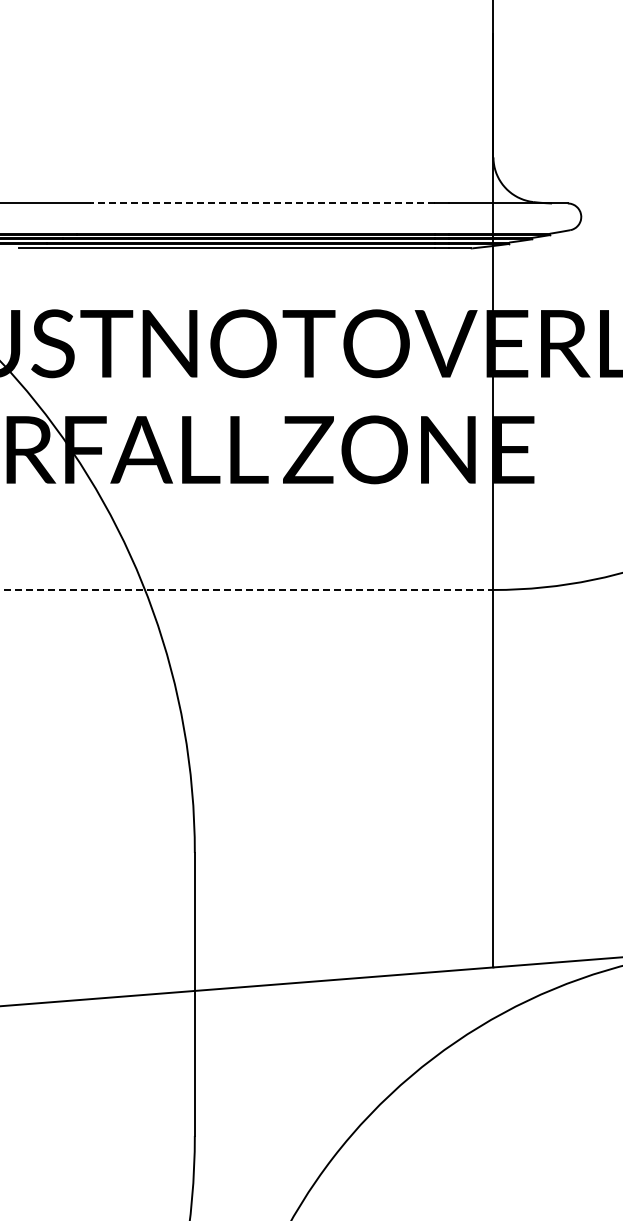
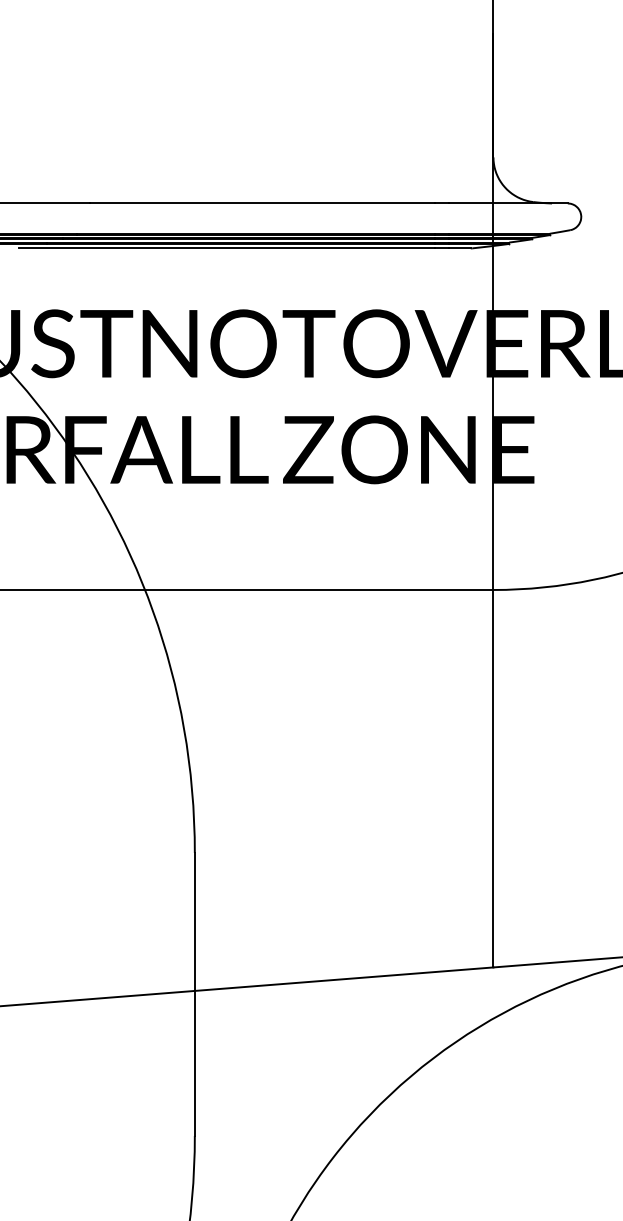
line: dashed -> solid (262, 203)
line: dashed -> solid (247, 589)
